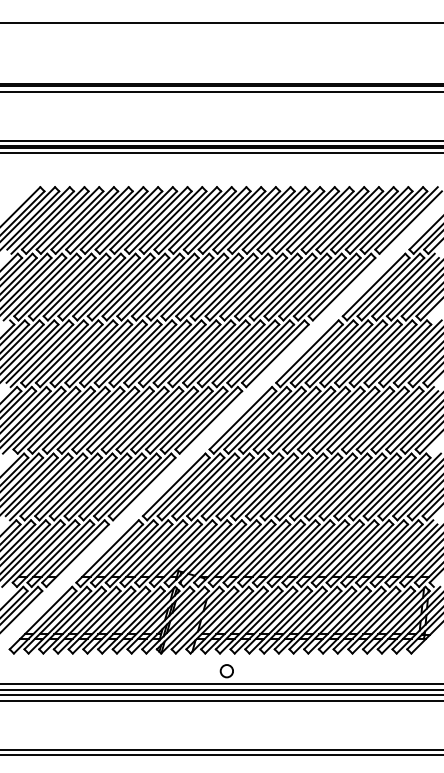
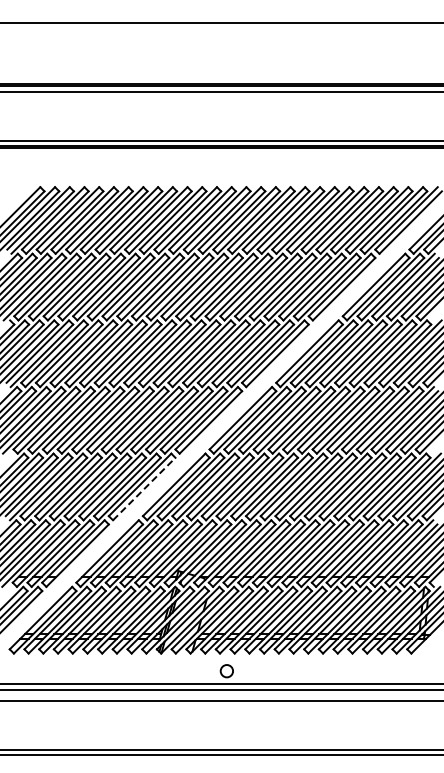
line: present -> none (221, 153)
line: solid -> dashed (144, 488)
line: present -> none (221, 695)
